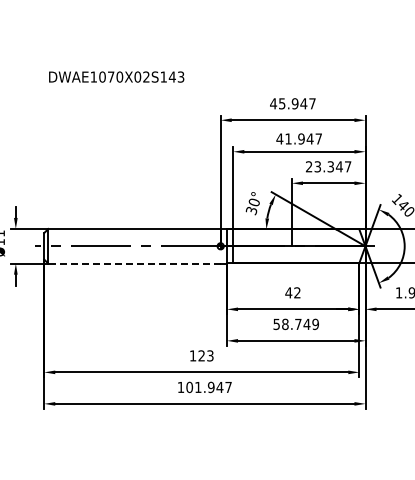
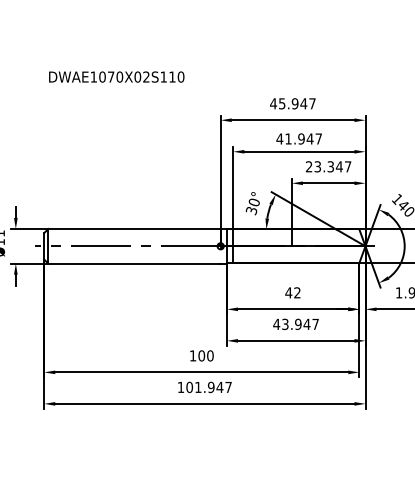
text: DWAE1070X02S143 -> DWAE1070X02S110 (176, 76)
line: dashed -> solid (134, 263)
text: 58.749 -> 43.947 (295, 324)
text: 123 -> 100 (205, 355)
